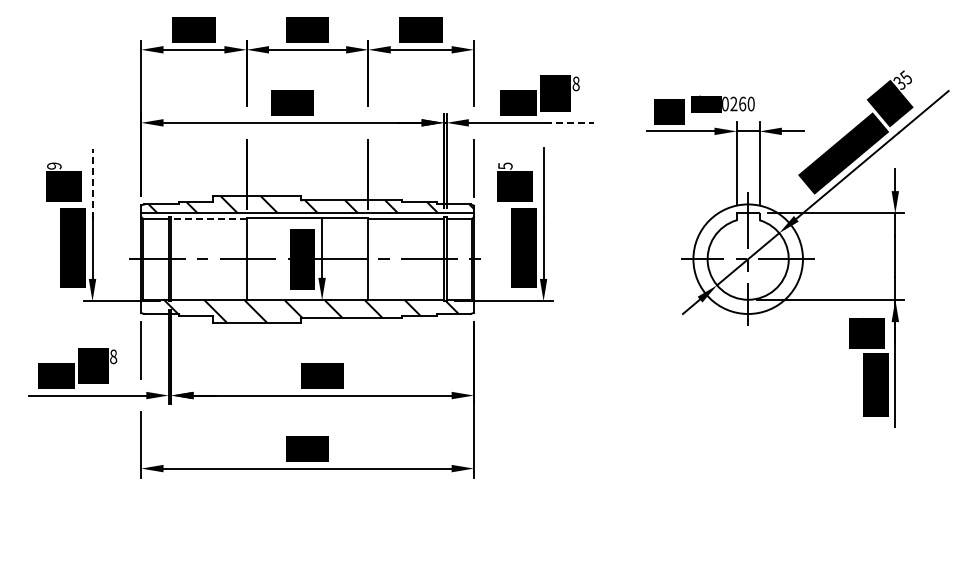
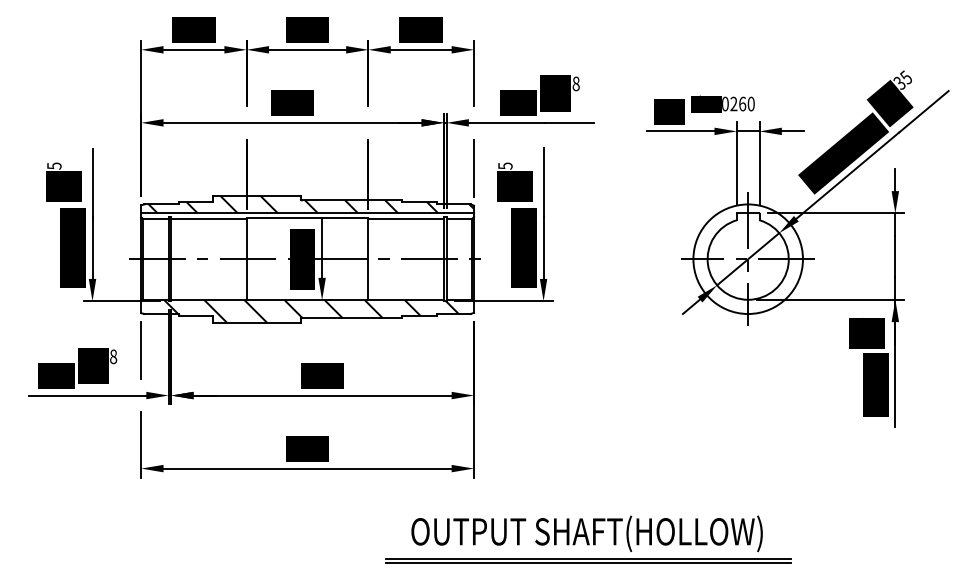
line: dashed -> solid (569, 122)
text: +0.49 -> +0.35 (54, 165)
line: dashed -> solid (92, 183)
line: dashed -> solid (209, 218)
part: none -> present (588, 539)
